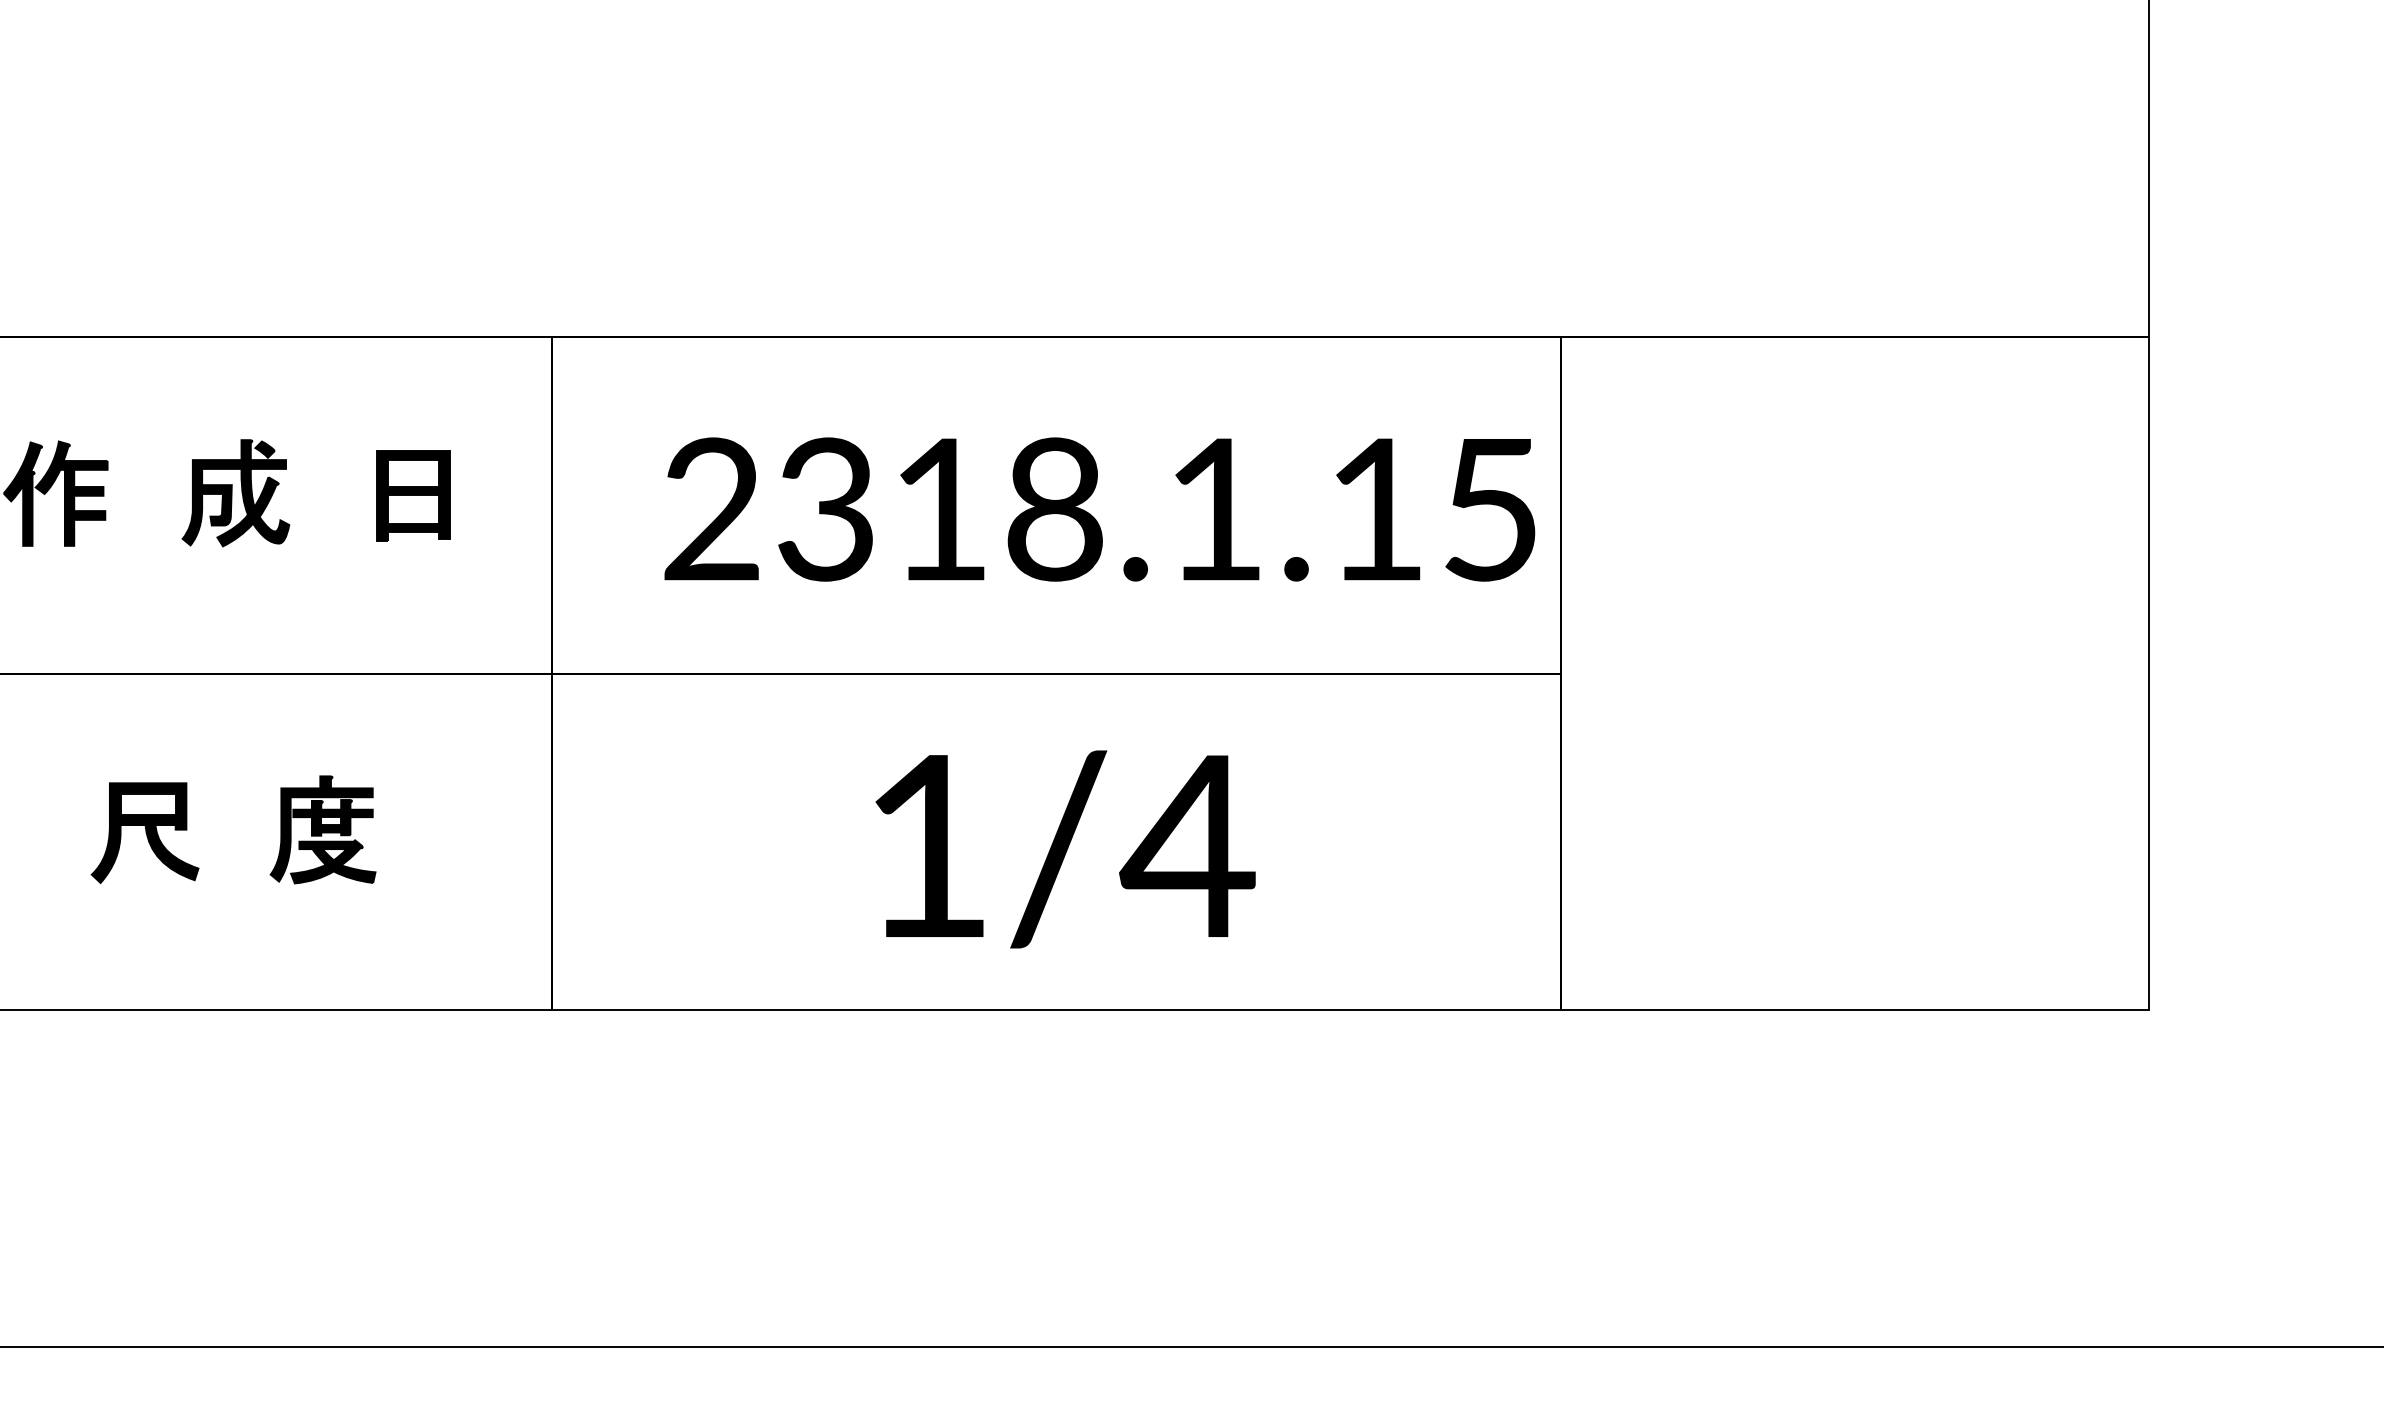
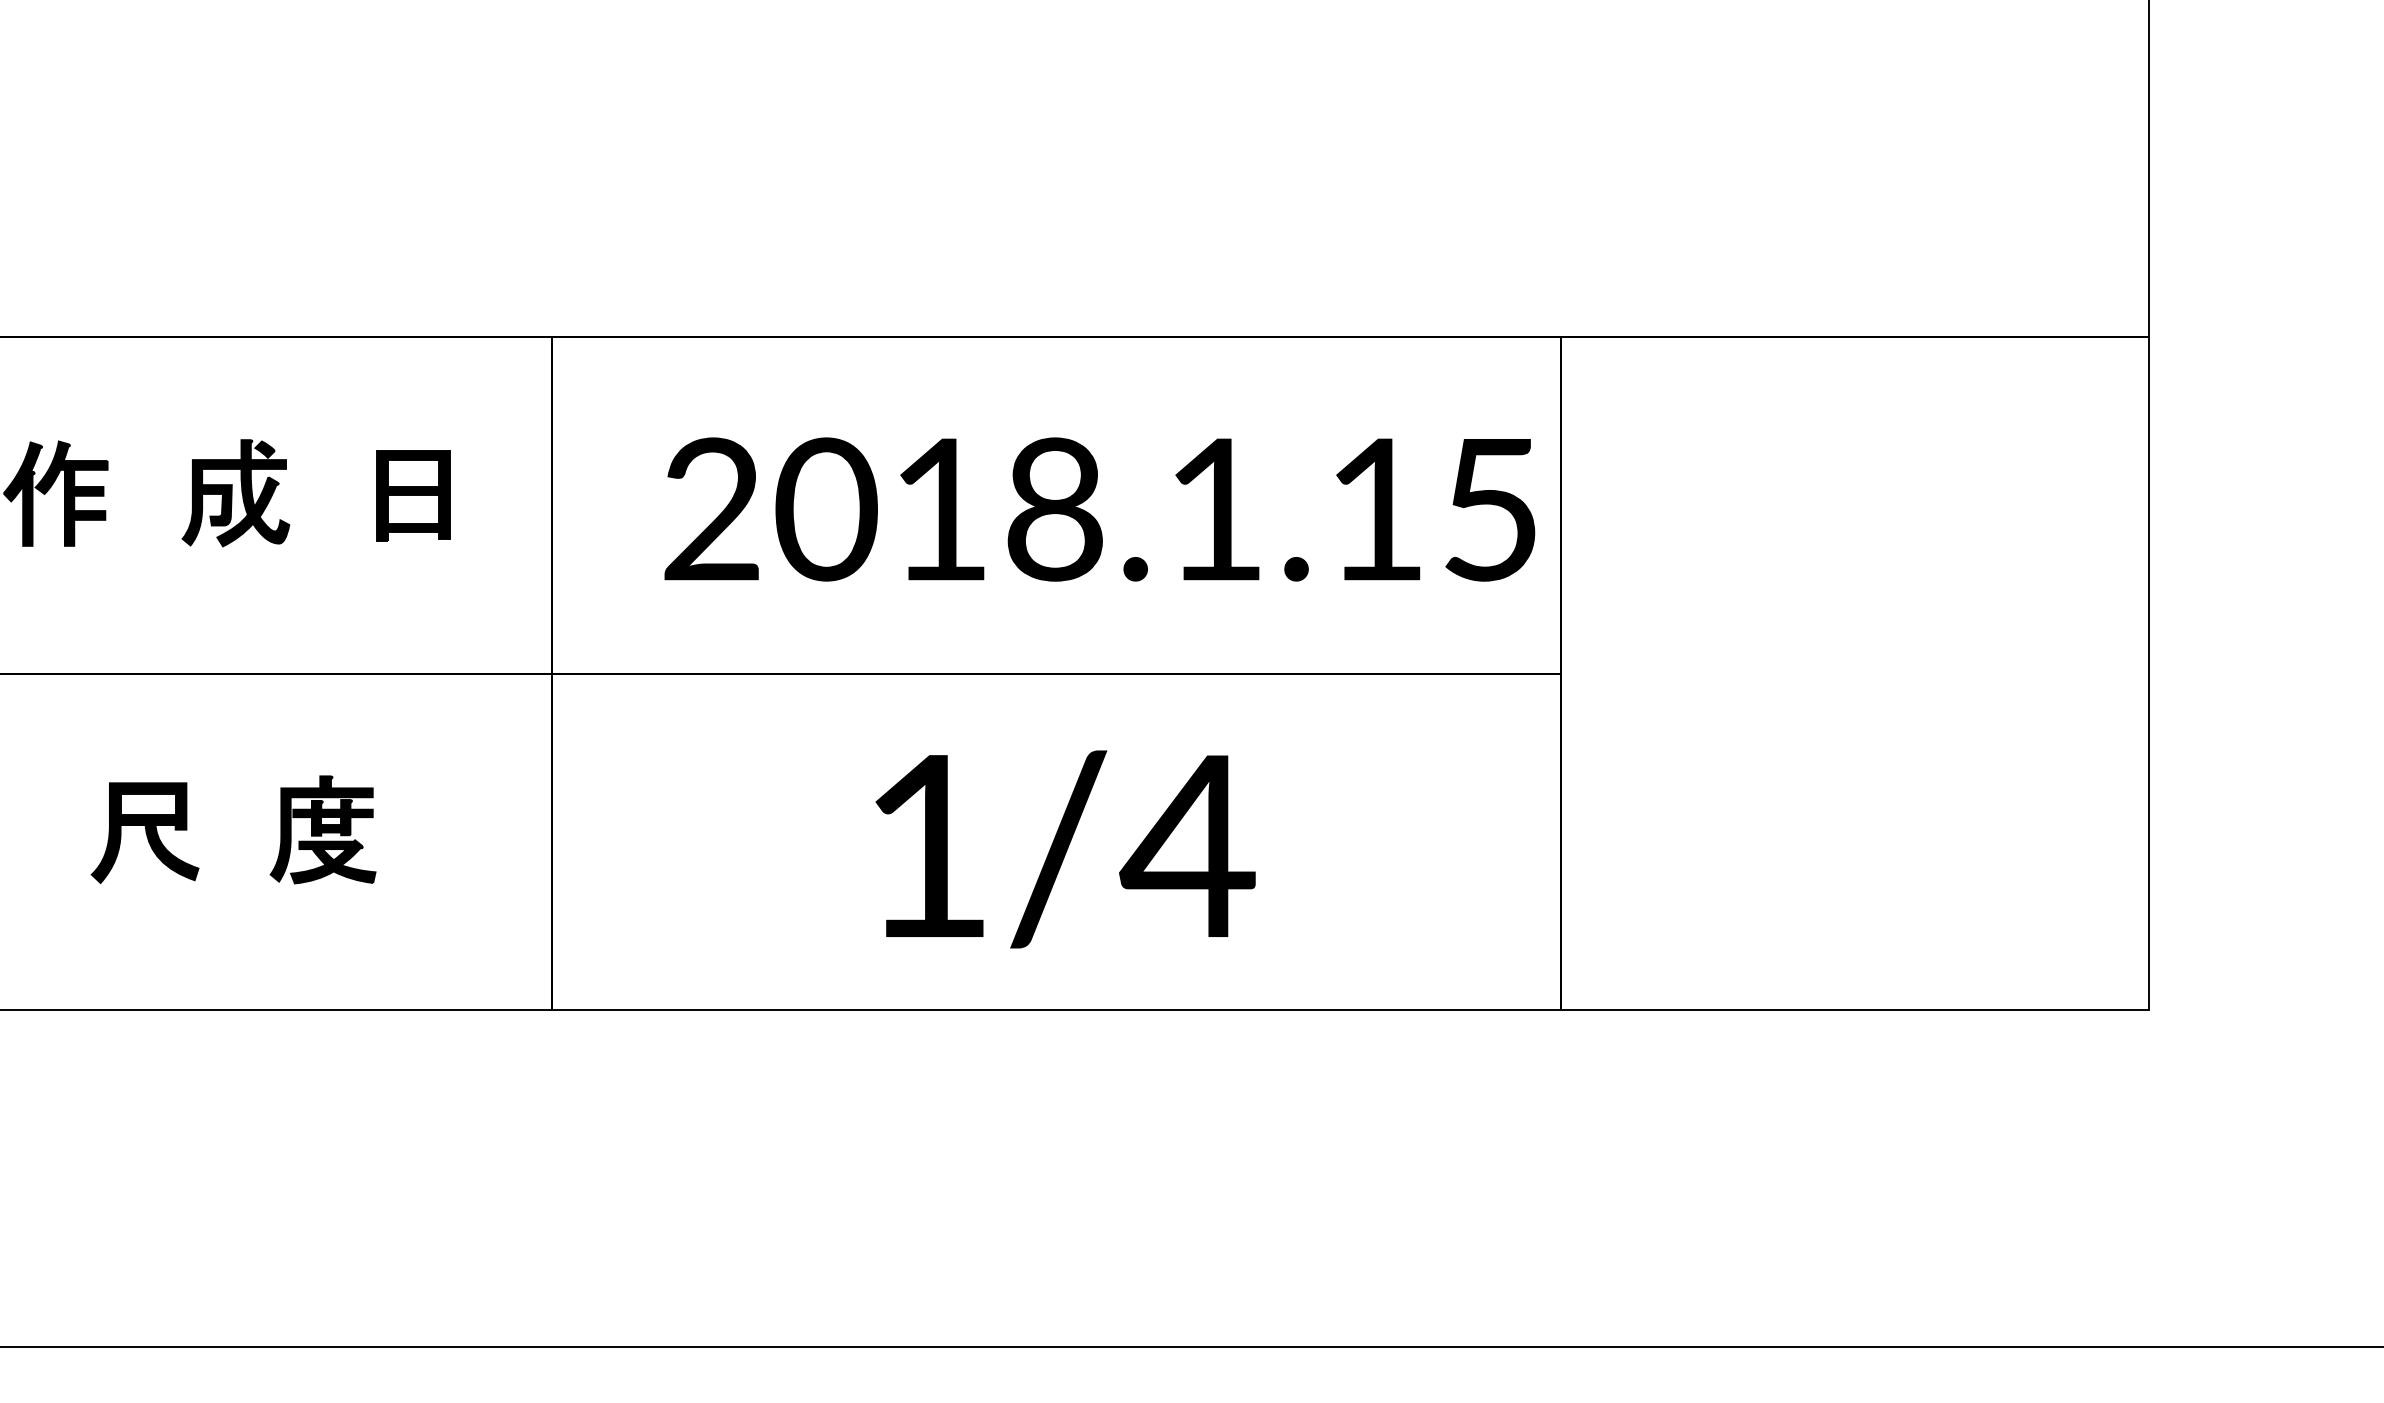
text: 2318.1.15 -> 2018.1.15 (826, 509)
